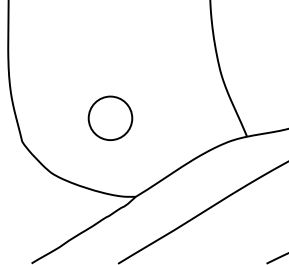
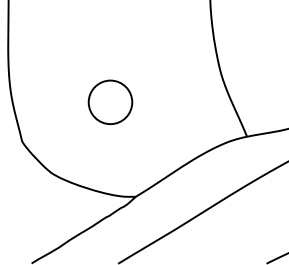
circle position: (110, 117) -> (110, 101) (110, 101)
